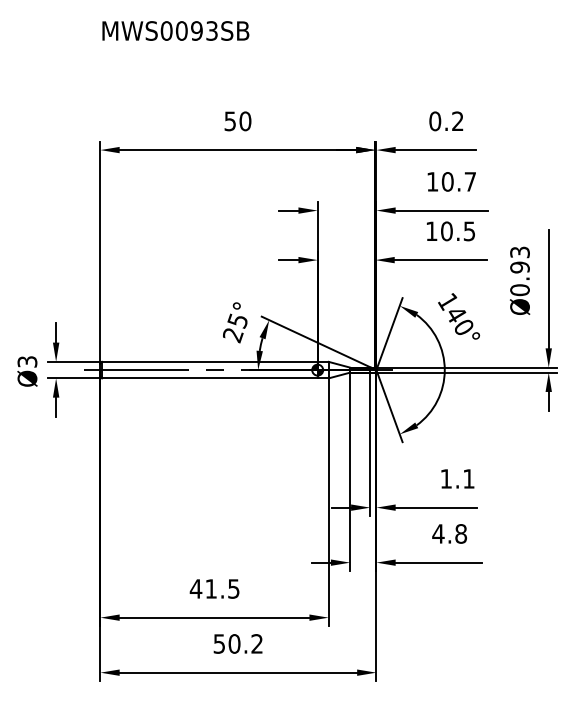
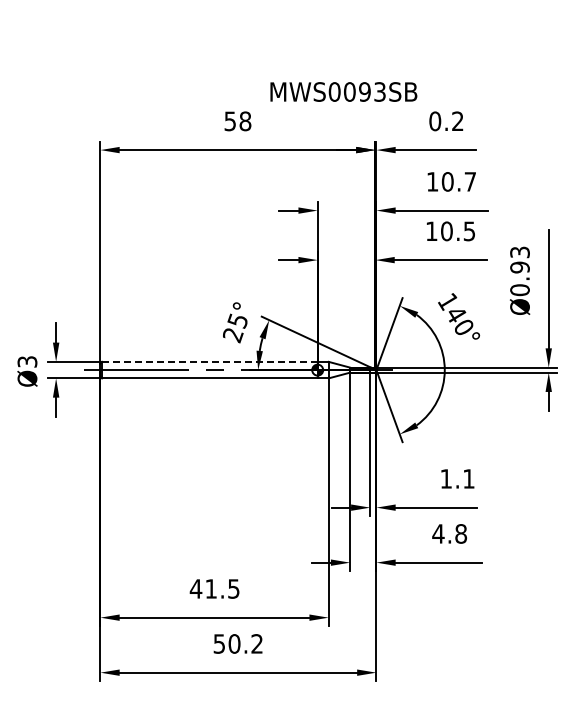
text position: (175, 30) -> (343, 91) (343, 91)
text: 50 -> 58 (245, 120)
line: solid -> dashed (209, 361)
